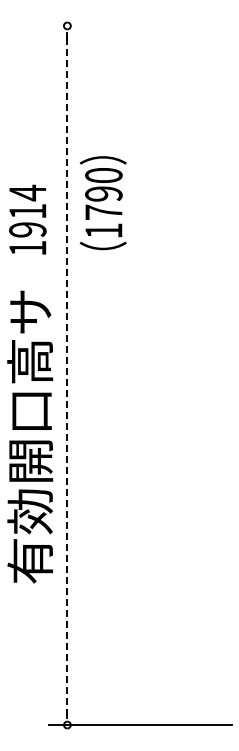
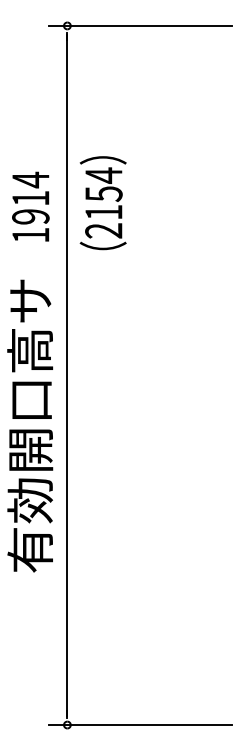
line: none -> present (140, 25)
text: 1790 -> 2154 (103, 202)
text position: (27, 219) -> (30, 206) (30, 206)
line: dashed -> solid (67, 375)
text position: (30, 436) -> (30, 425) (30, 425)
